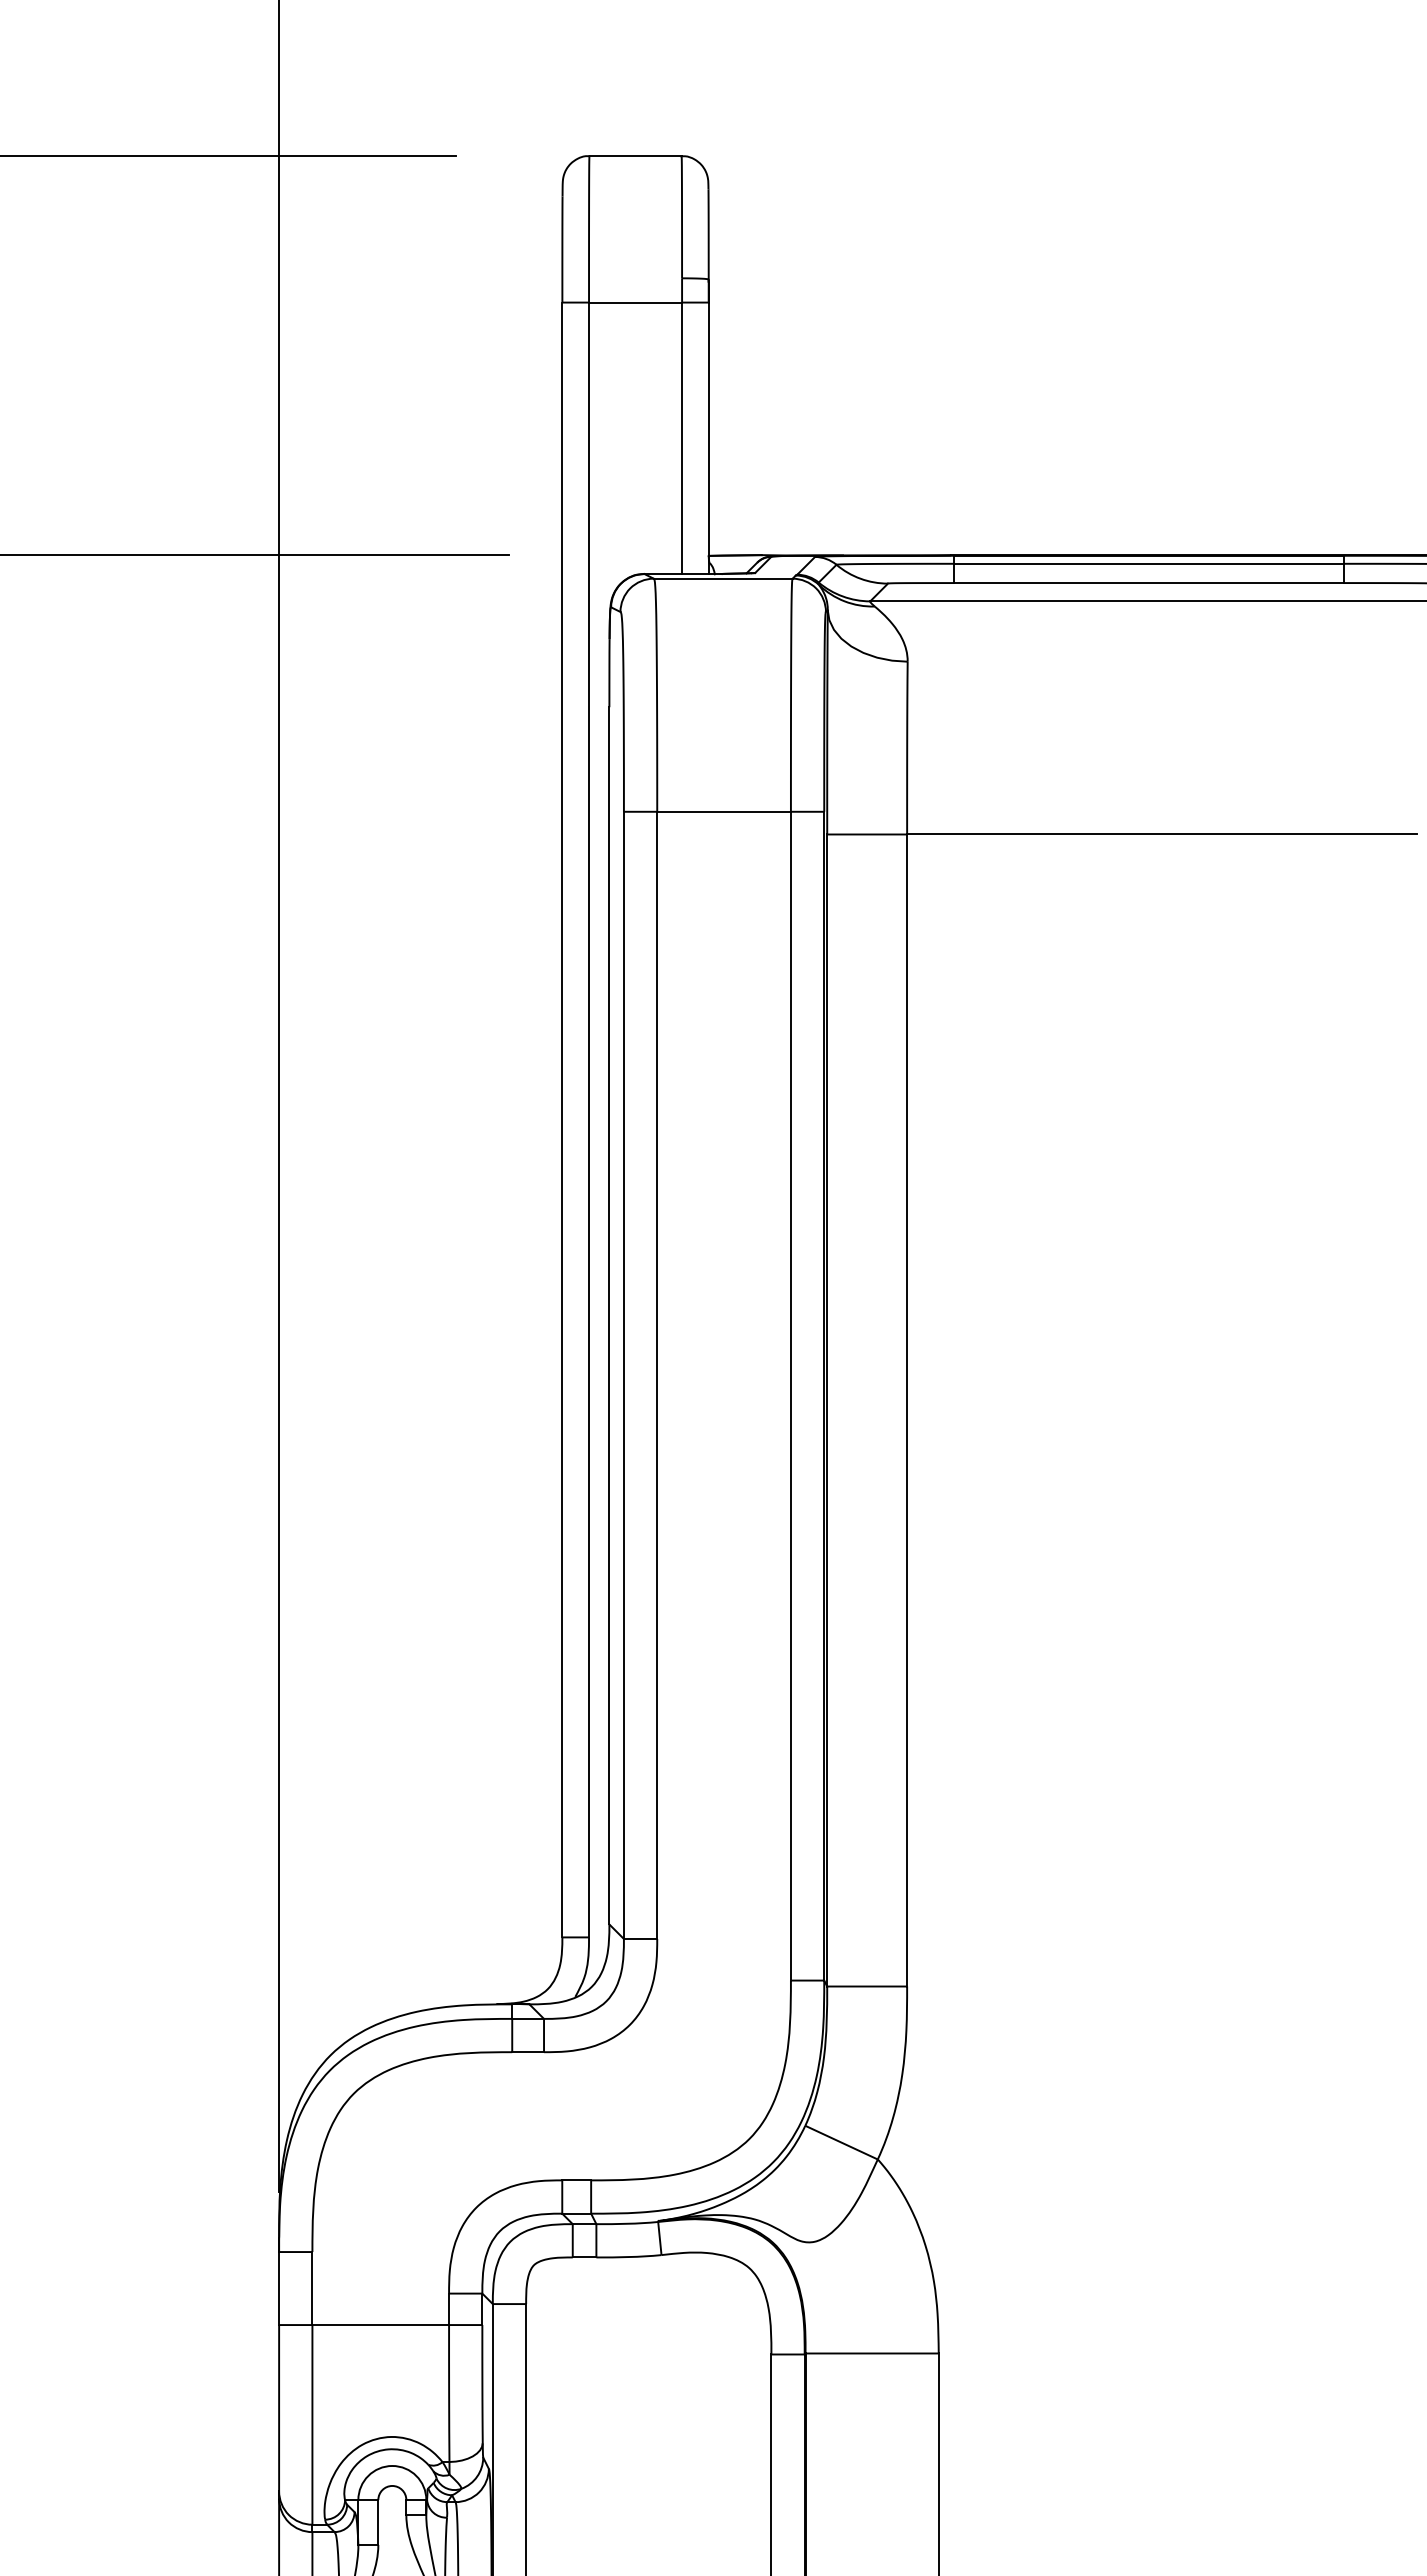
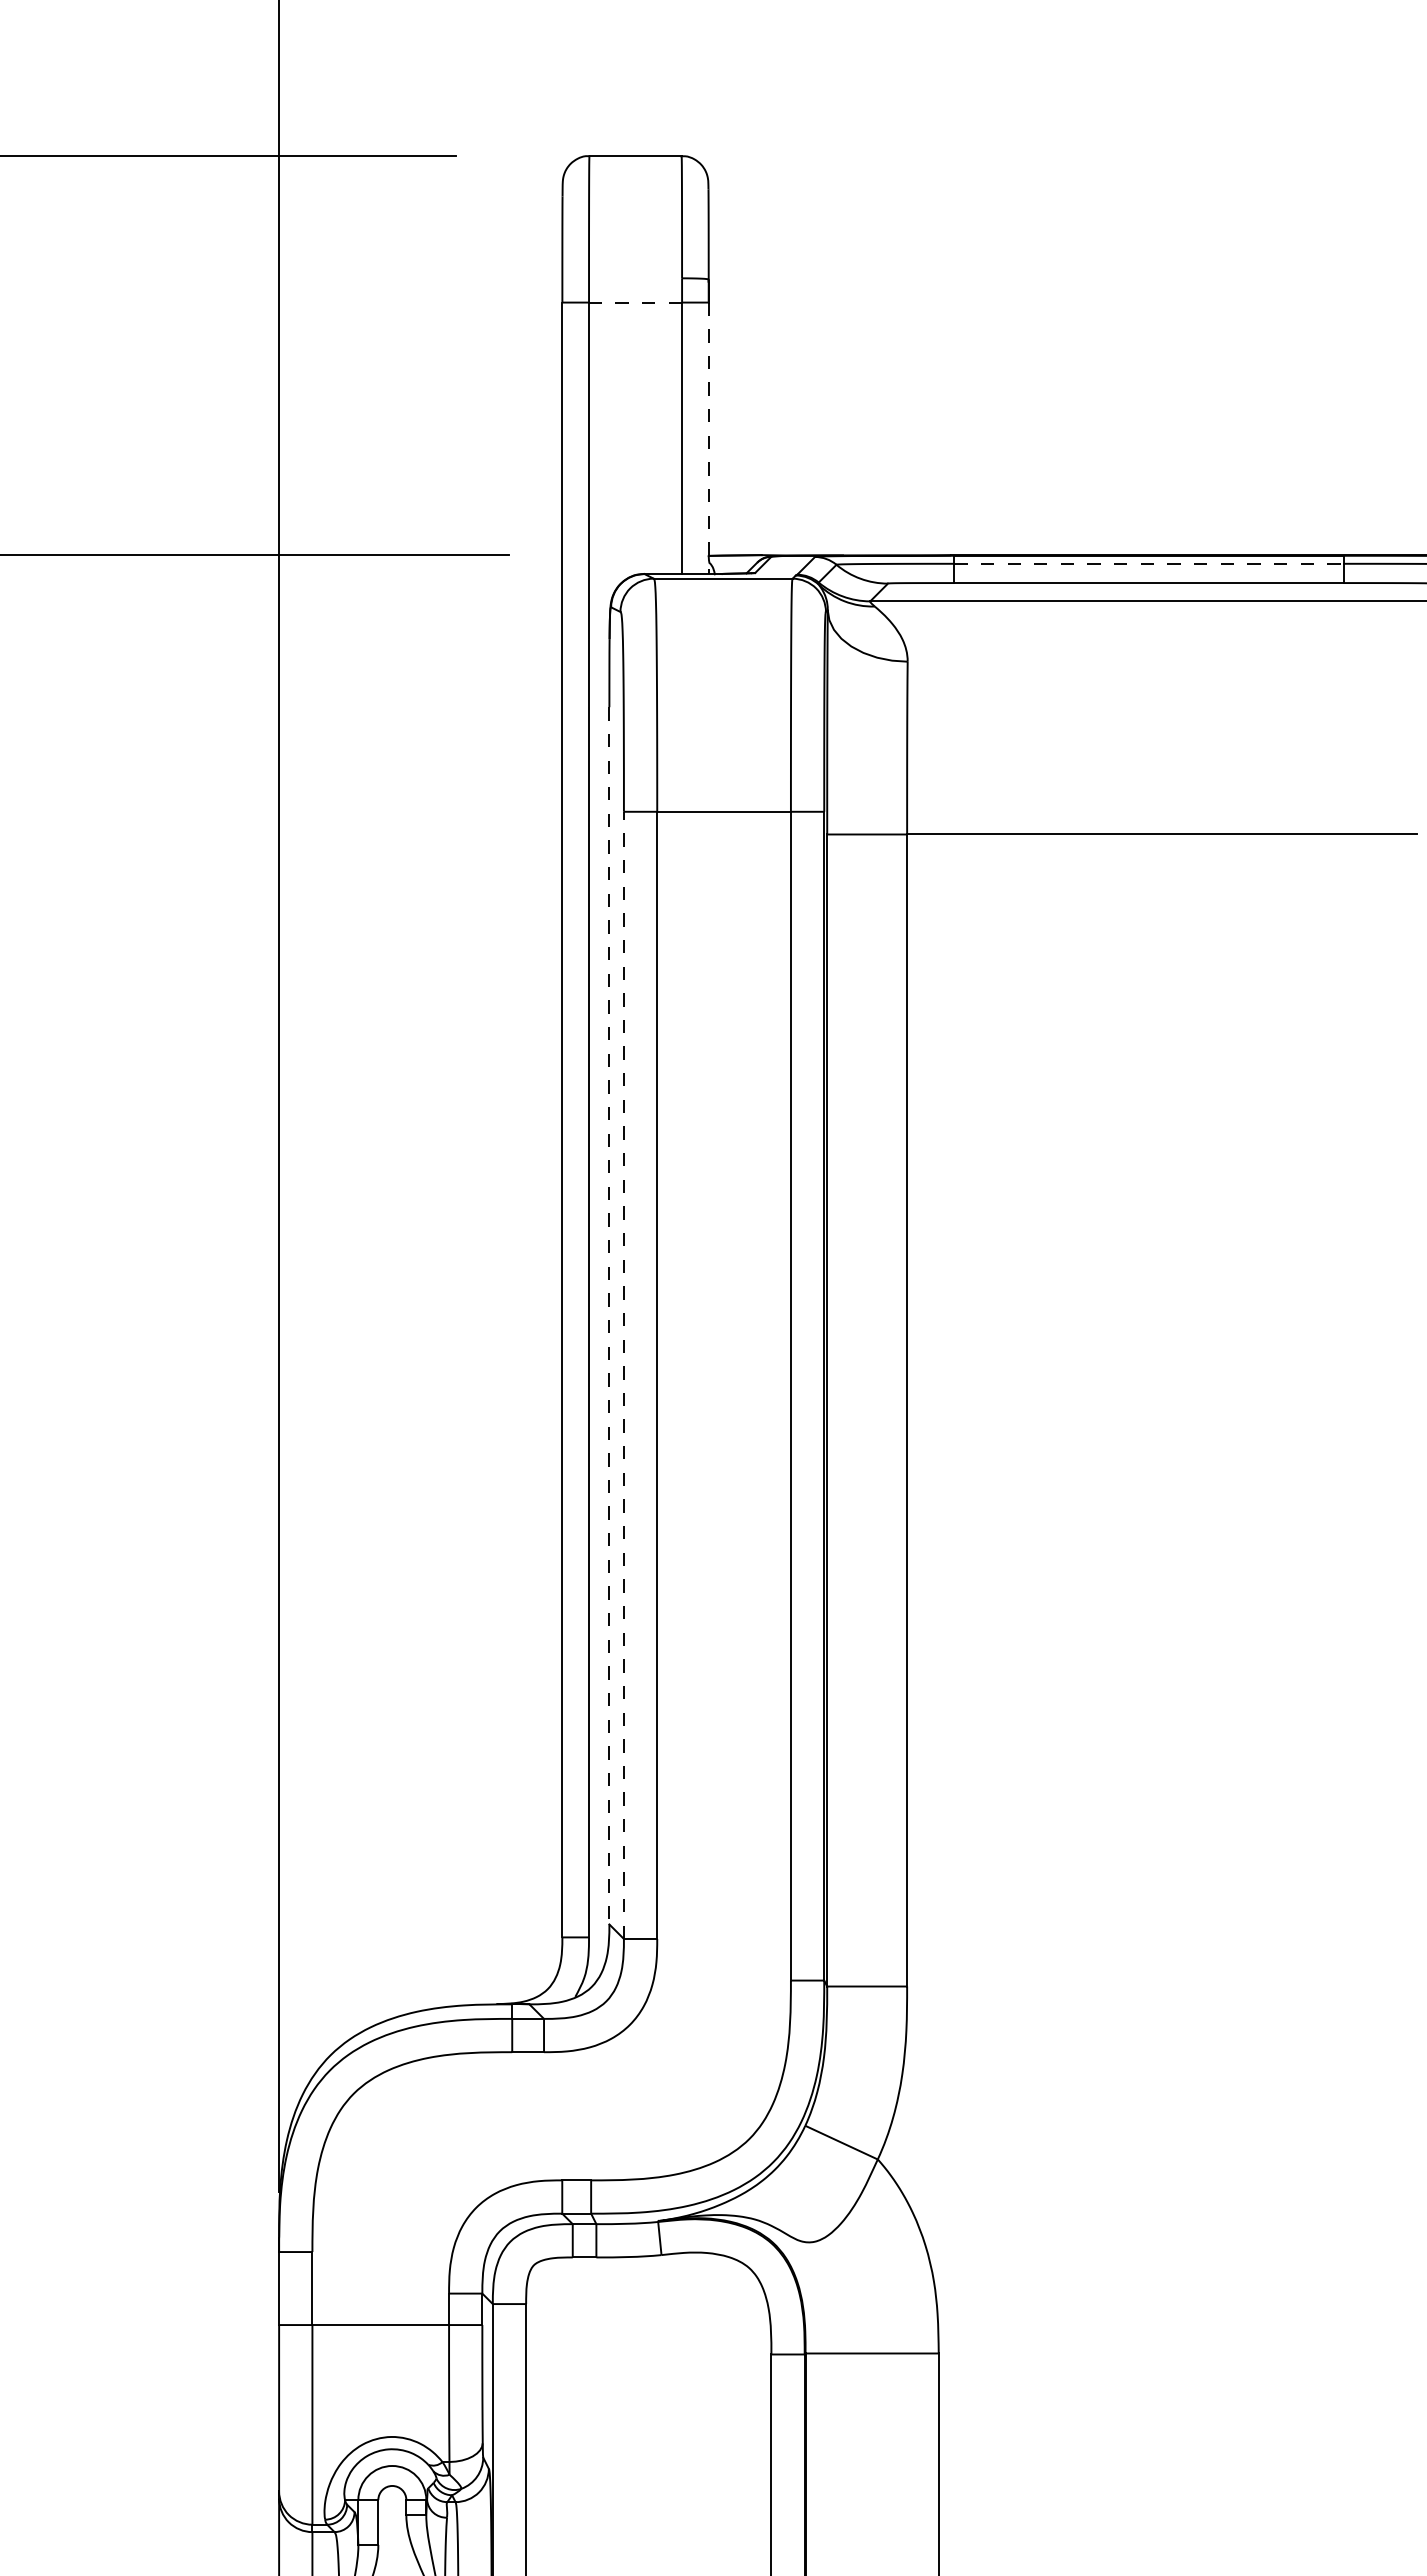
line: solid -> dashed (635, 302)
line: solid -> dashed (708, 438)
line: solid -> dashed (1148, 563)
line: solid -> dashed (609, 1315)
line: solid -> dashed (623, 1375)
